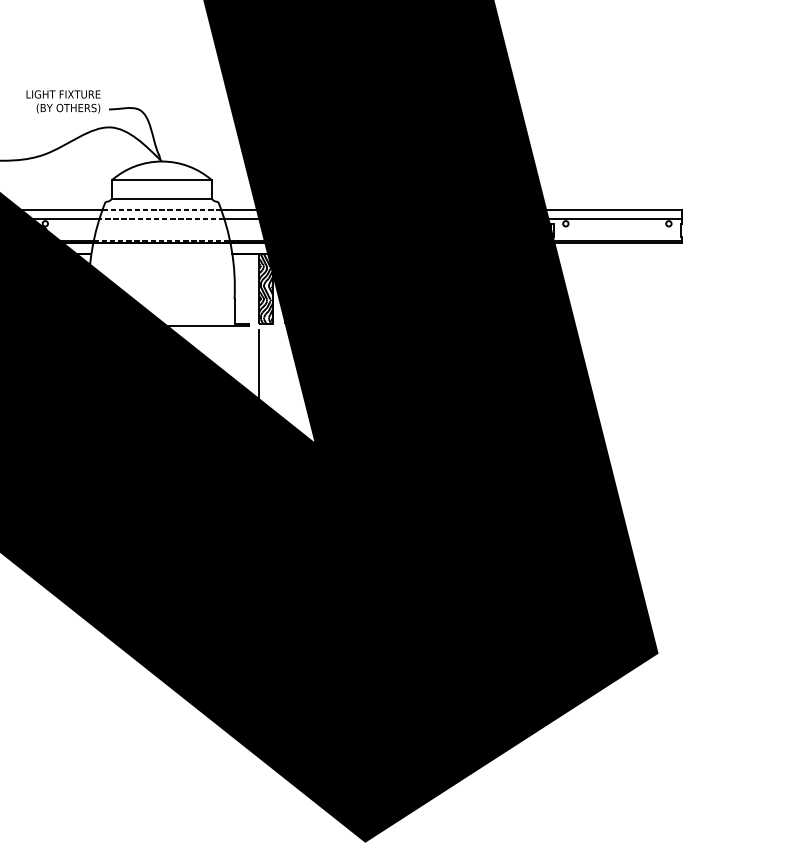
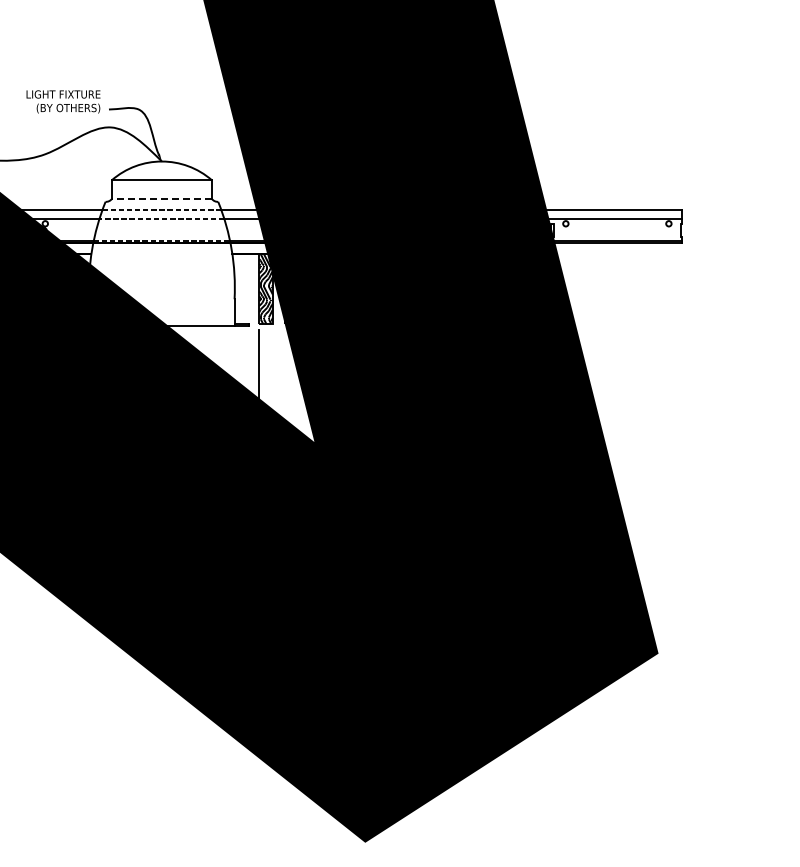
line: solid -> dashed (161, 199)
